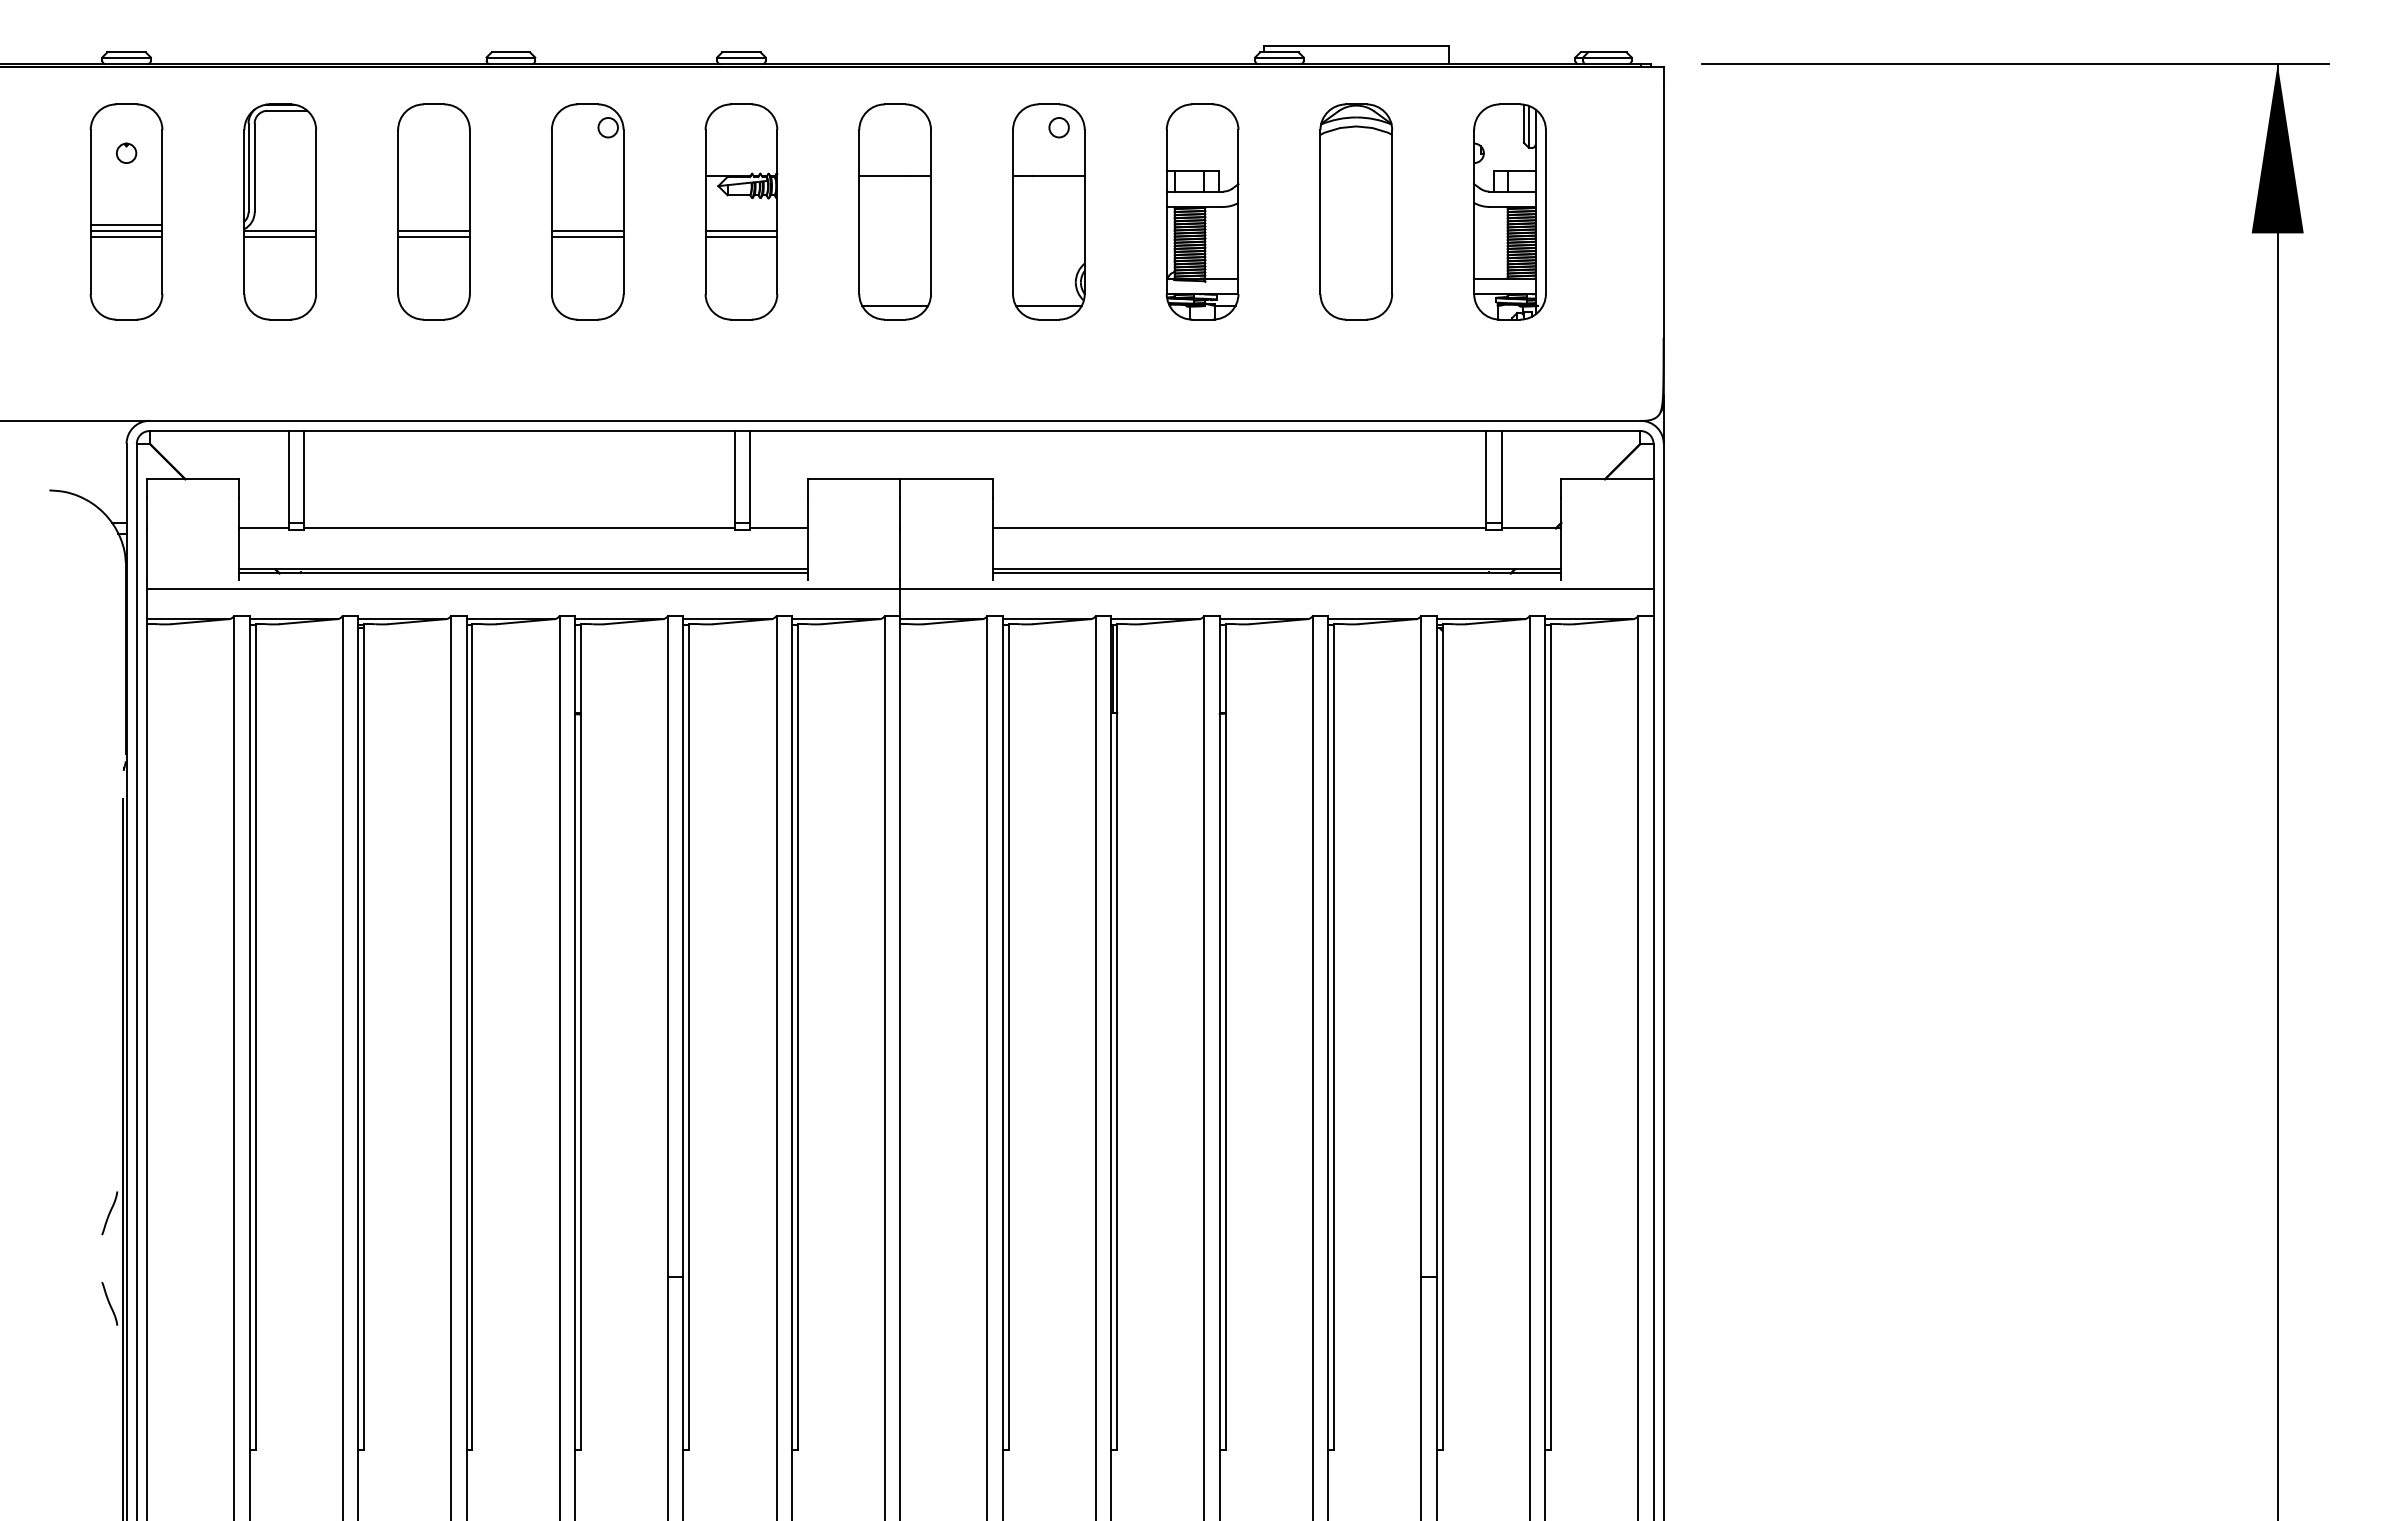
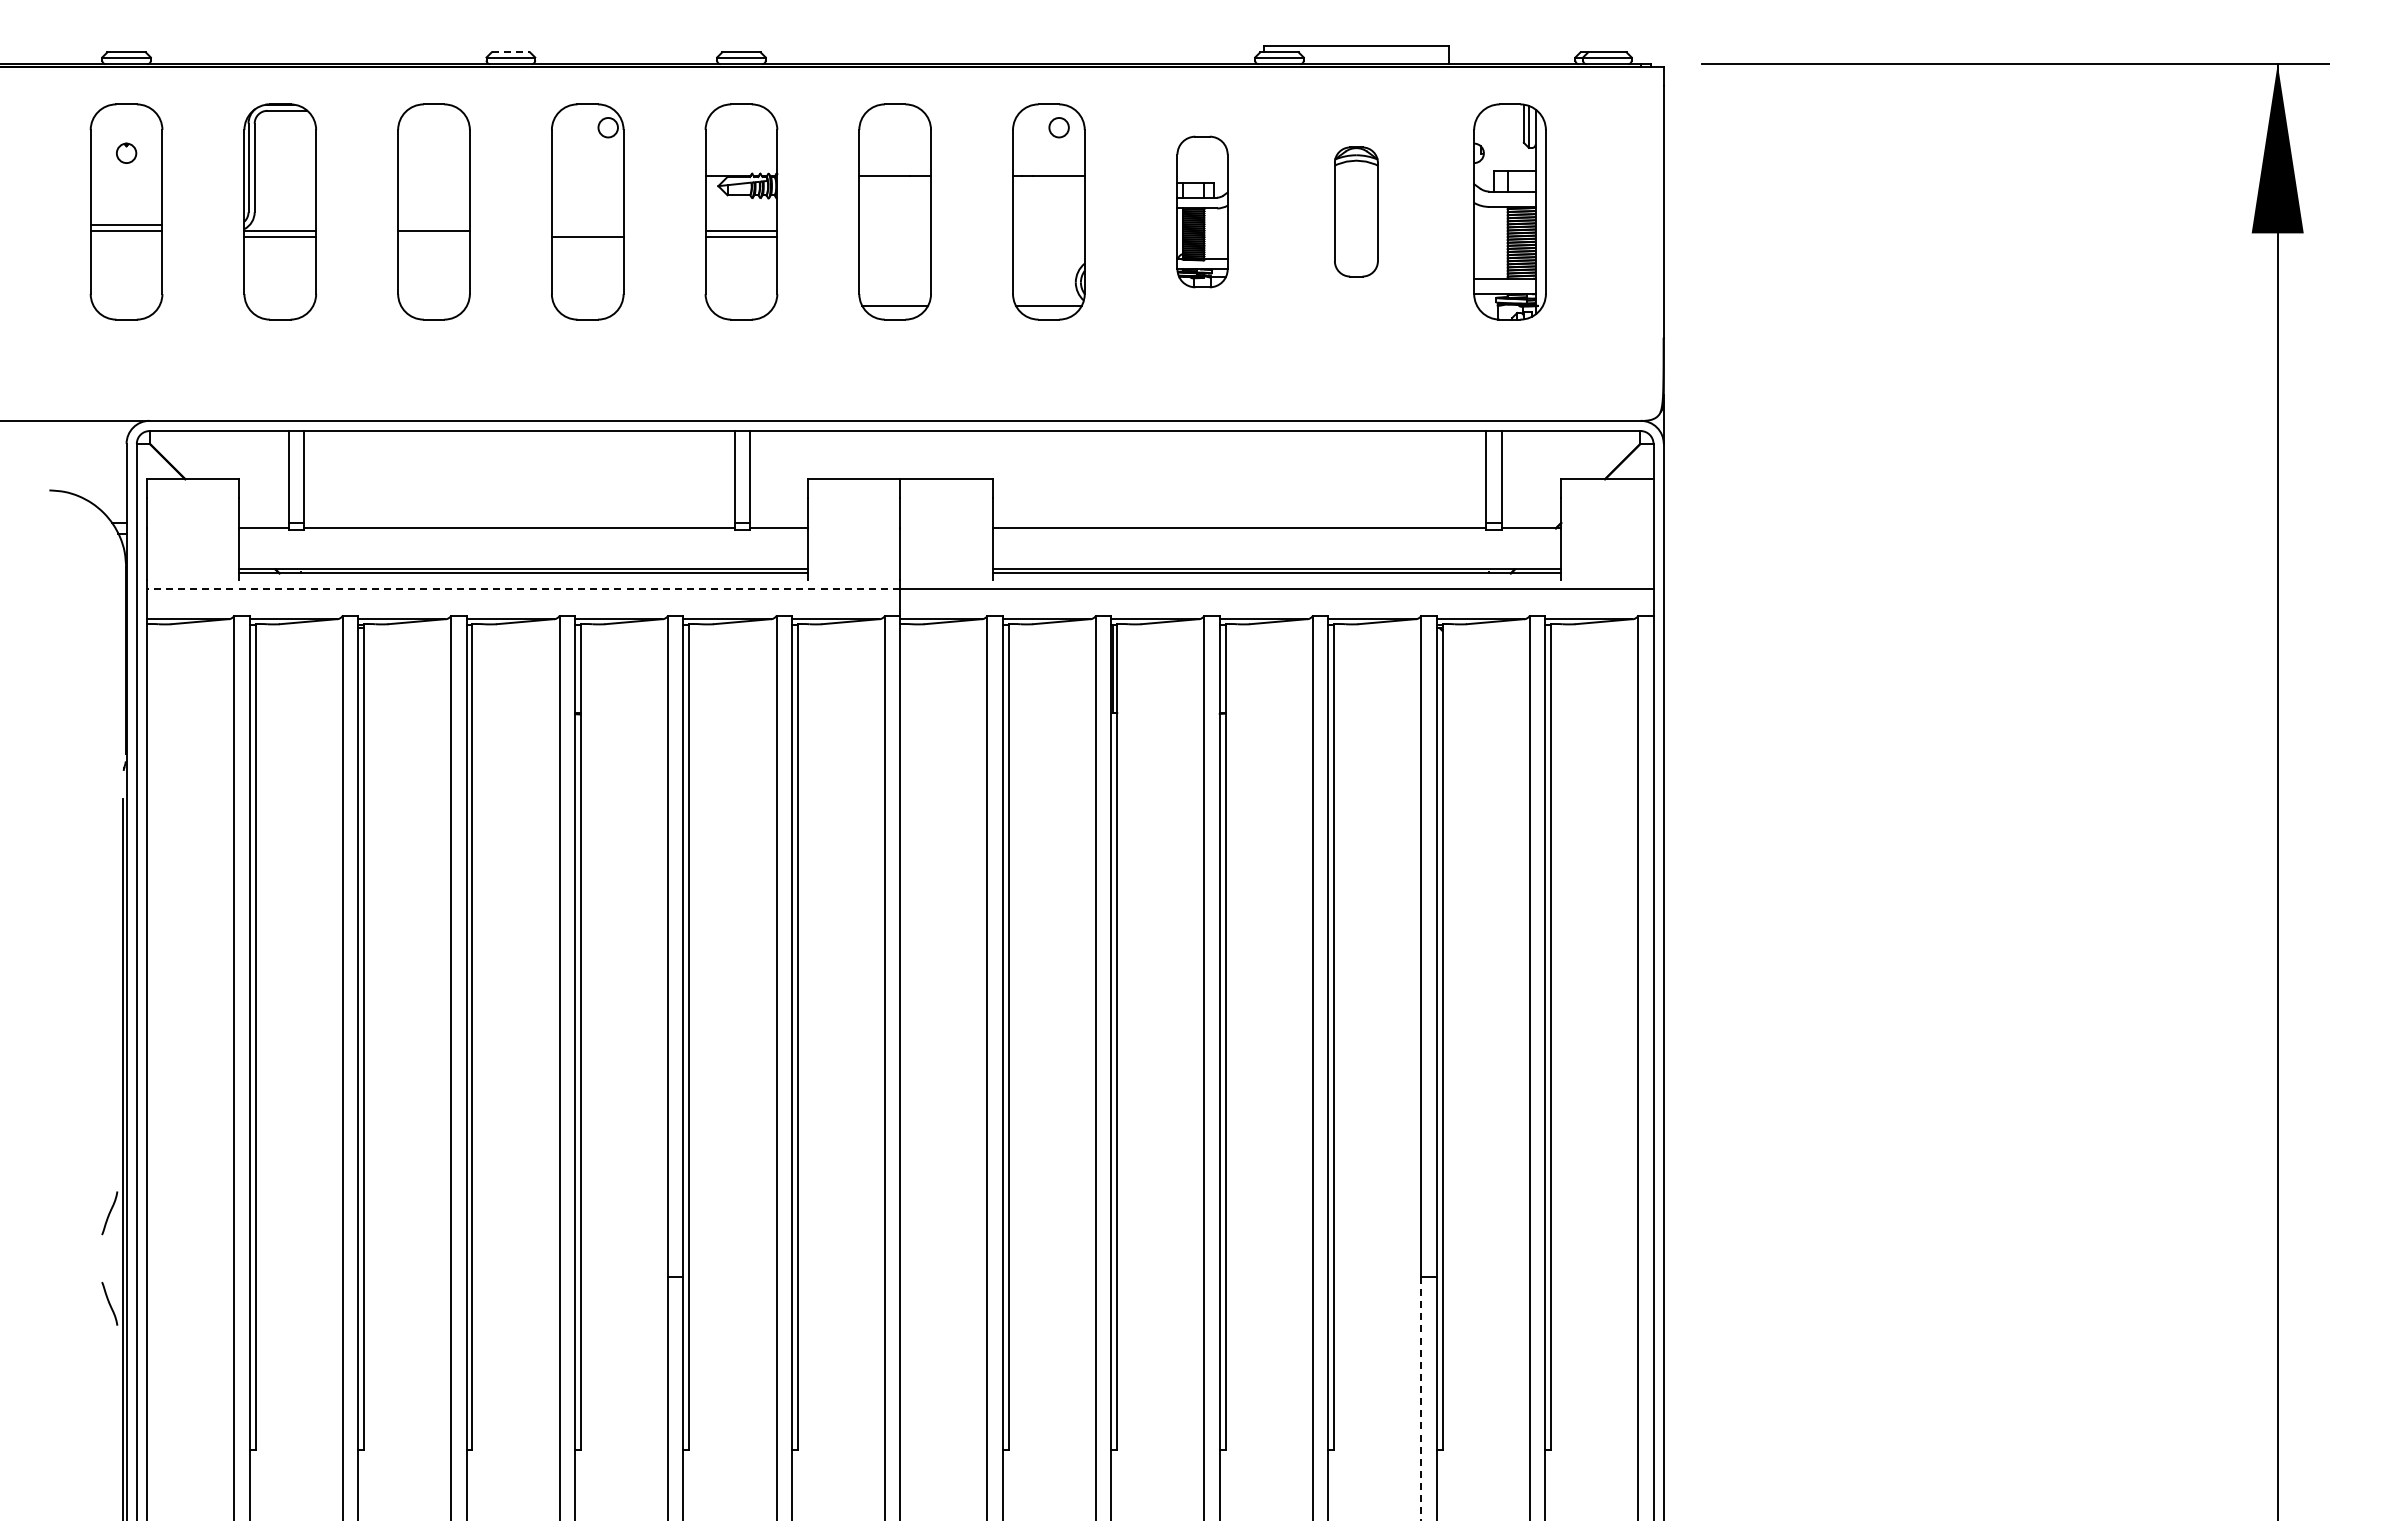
line: solid -> dashed (511, 52)
part size: 75x218 px -> 53x154 px (1202, 211)
part size: 75x218 px -> 45x132 px (1356, 211)
line: present -> none (587, 231)
line: present -> none (126, 237)
line: present -> none (433, 237)
line: solid -> dashed (523, 588)
line: solid -> dashed (1421, 1398)
